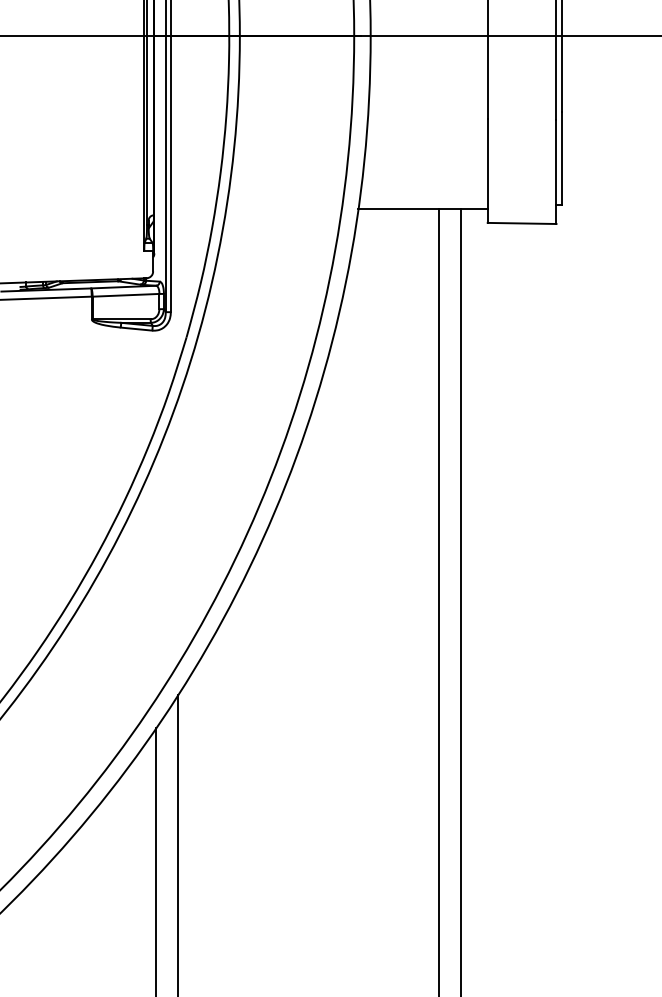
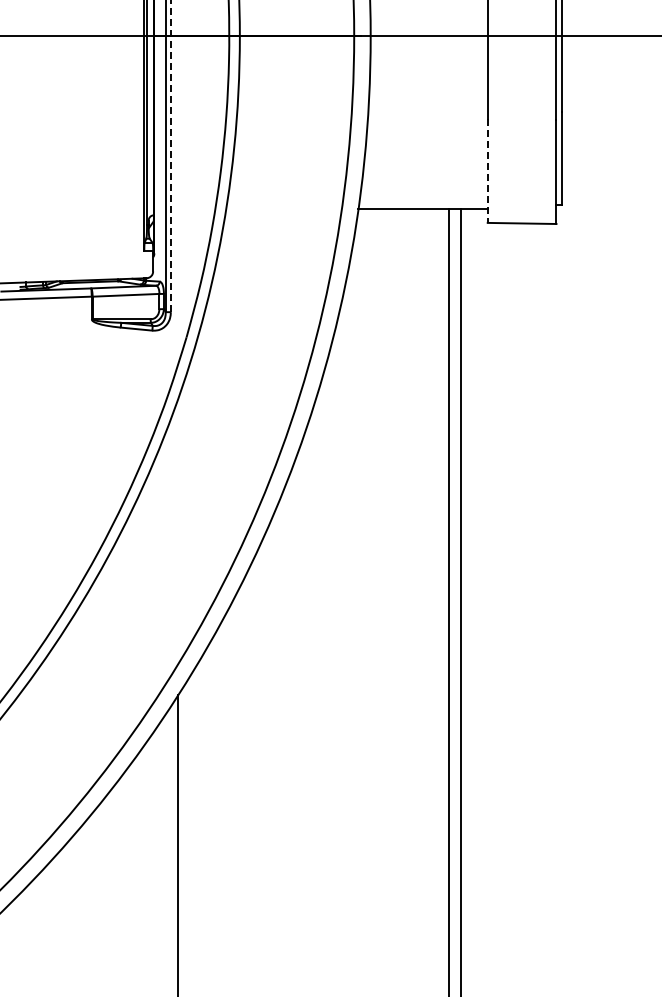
line: solid -> dashed (170, 156)
line: solid -> dashed (487, 171)
line position: (439, 601) -> (449, 601) (449, 601)
line: present -> none (156, 860)
